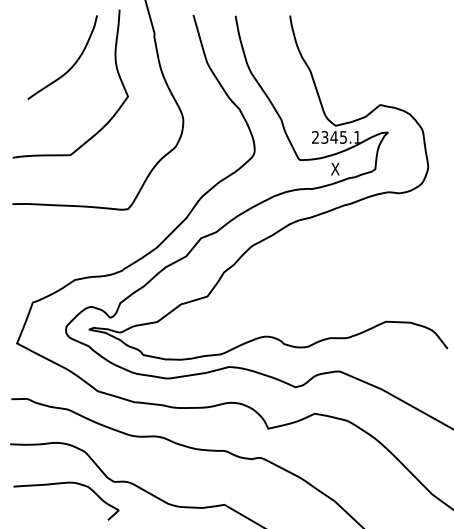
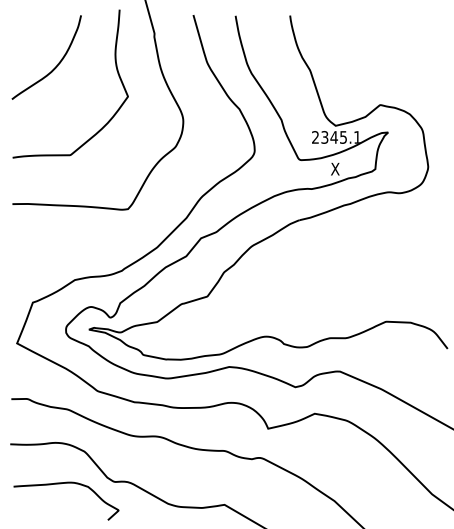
curve position: (71, 66) -> (55, 66) (55, 66)
